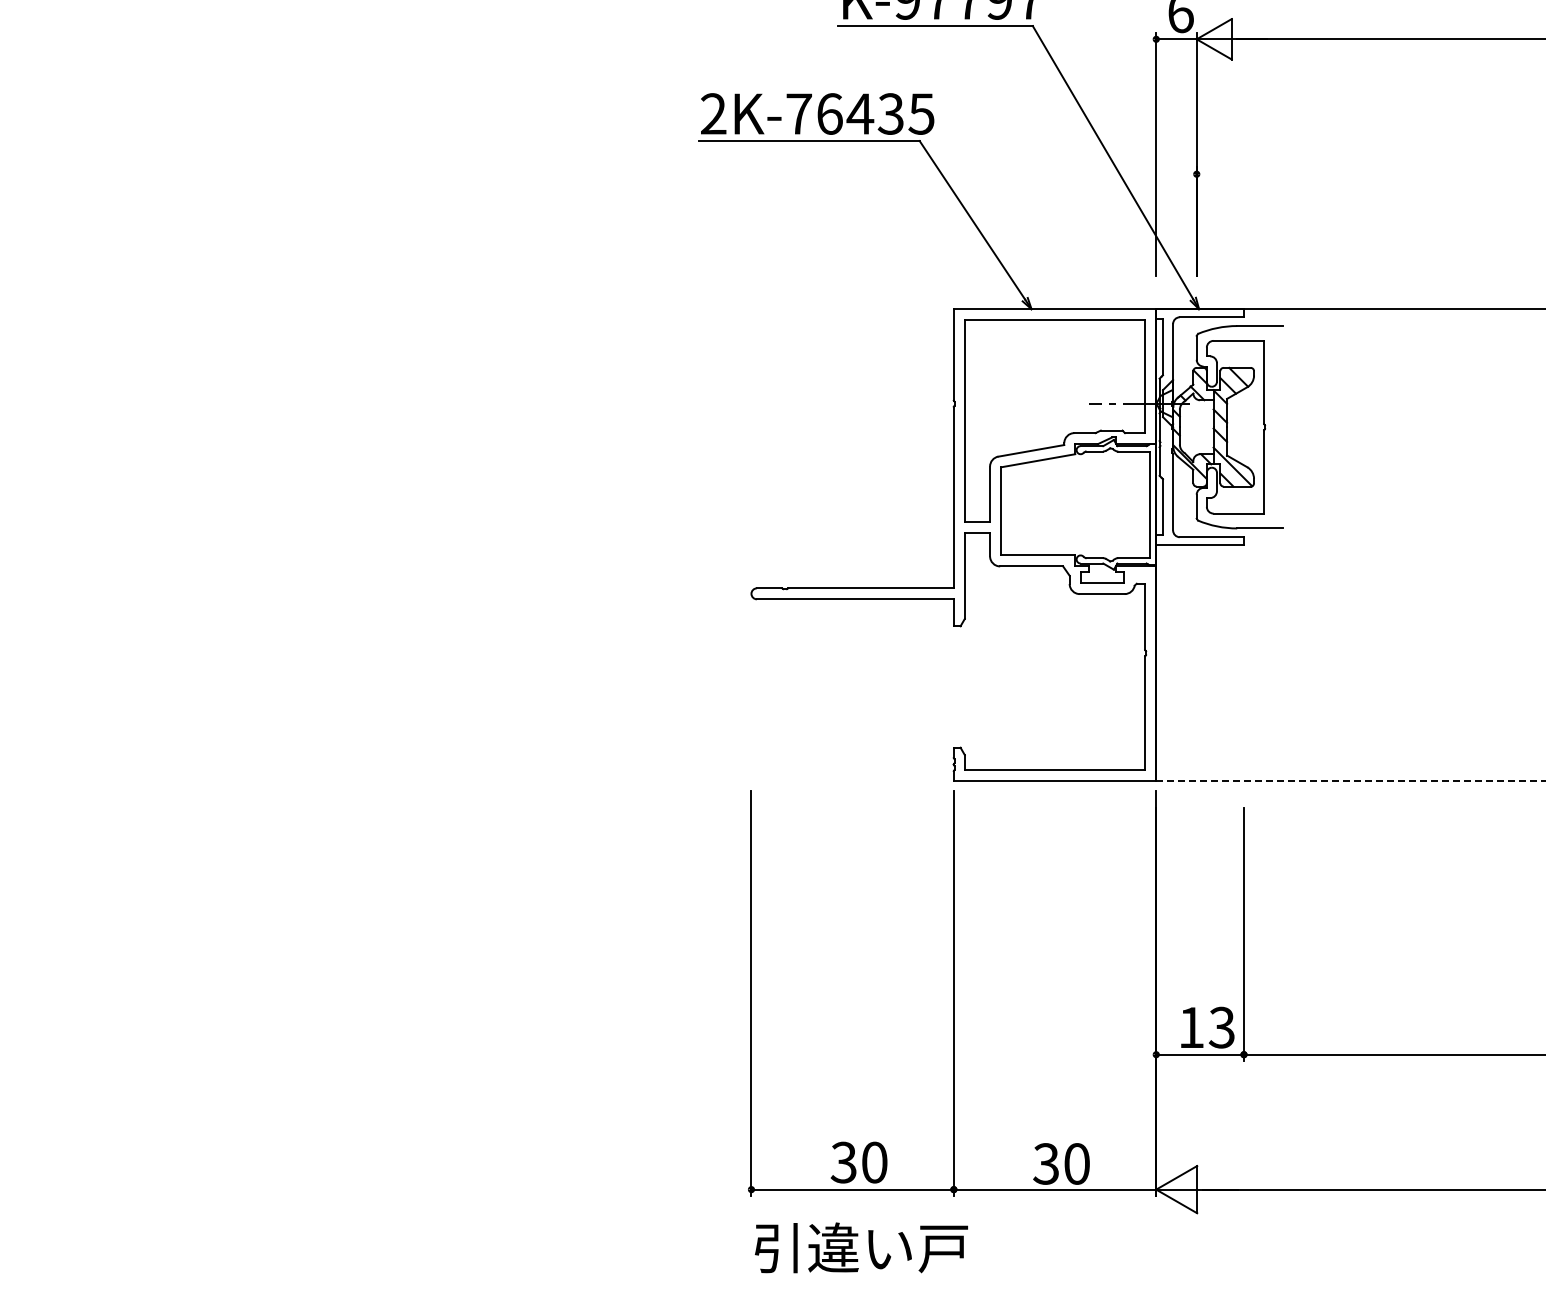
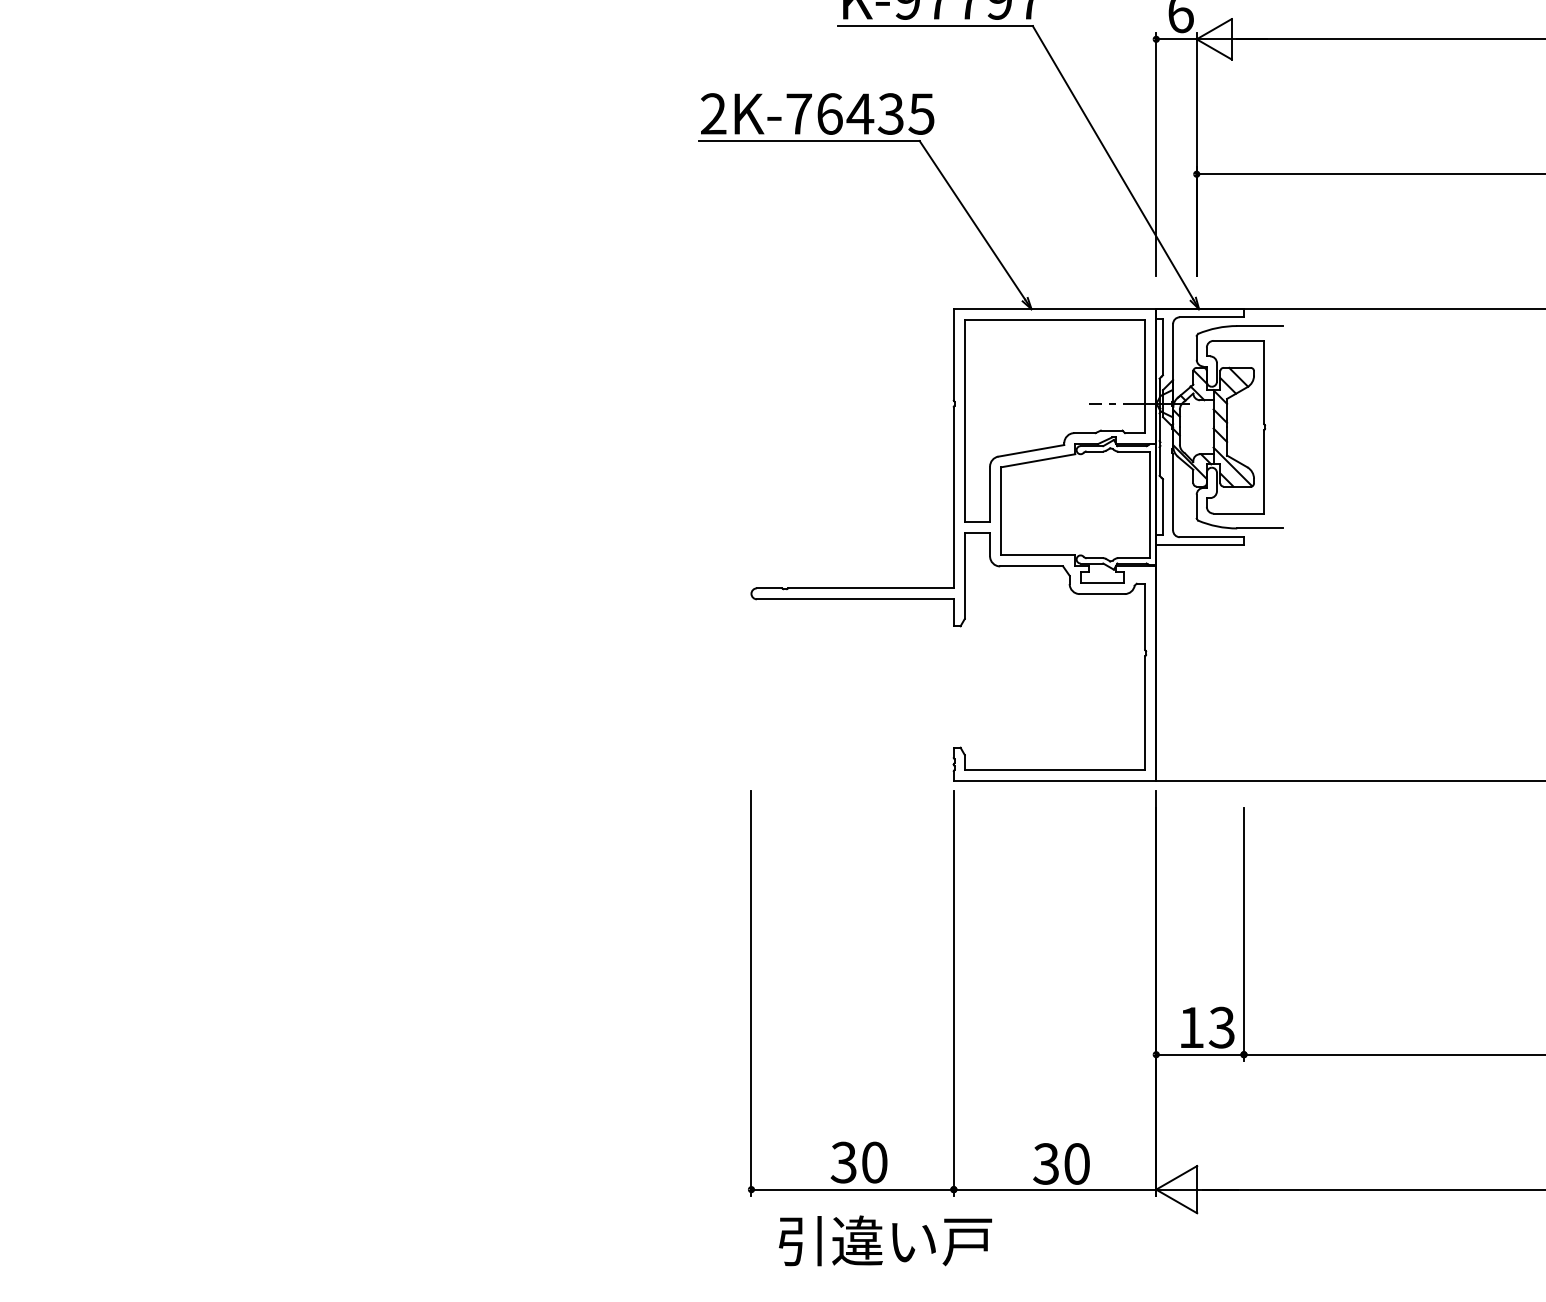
line: none -> present (1369, 174)
line: dashed -> solid (1351, 781)
text position: (861, 1247) -> (885, 1240) (885, 1240)
